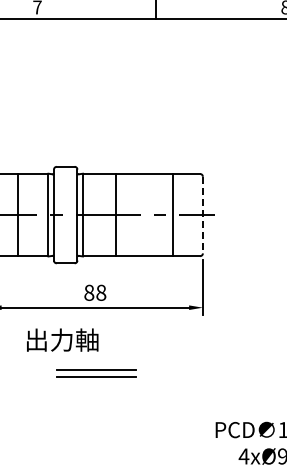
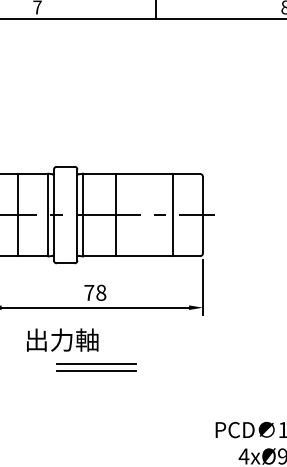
line: dashed -> solid (202, 215)
text: 88 -> 78 (89, 292)
part position: (96, 373) -> (96, 367) (96, 367)
